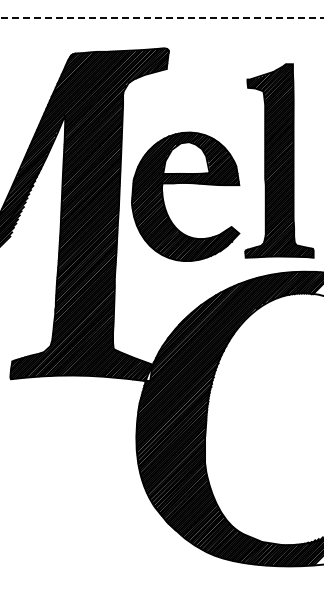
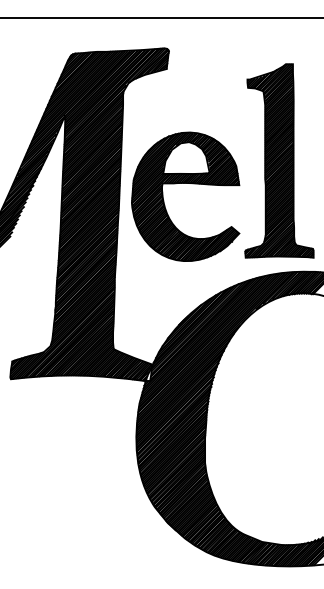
line: dashed -> solid (161, 17)
